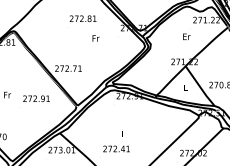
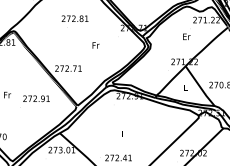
text position: (82, 18) -> (74, 18) (74, 18)
text position: (95, 38) -> (95, 45) (95, 45)
text position: (116, 148) -> (118, 157) (118, 157)
